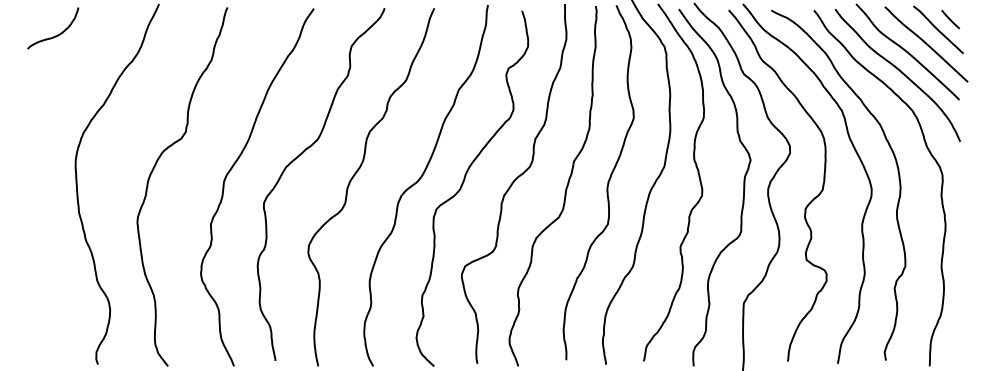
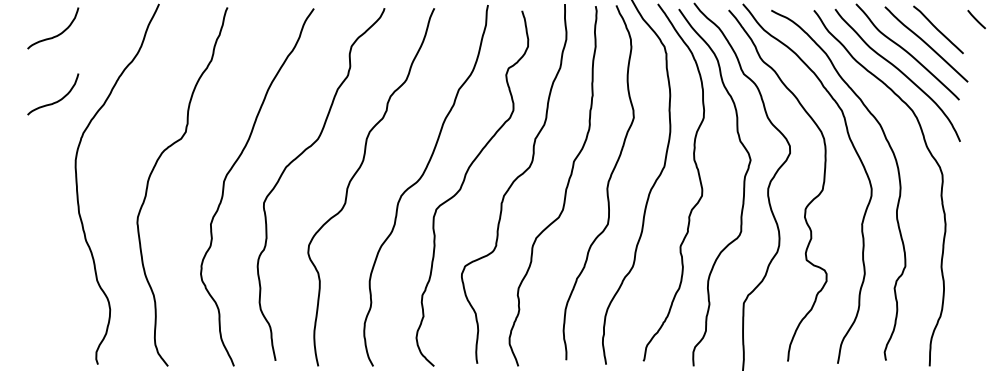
line position: (950, 19) -> (976, 19) (976, 19)
curve: none -> present (57, 100)
